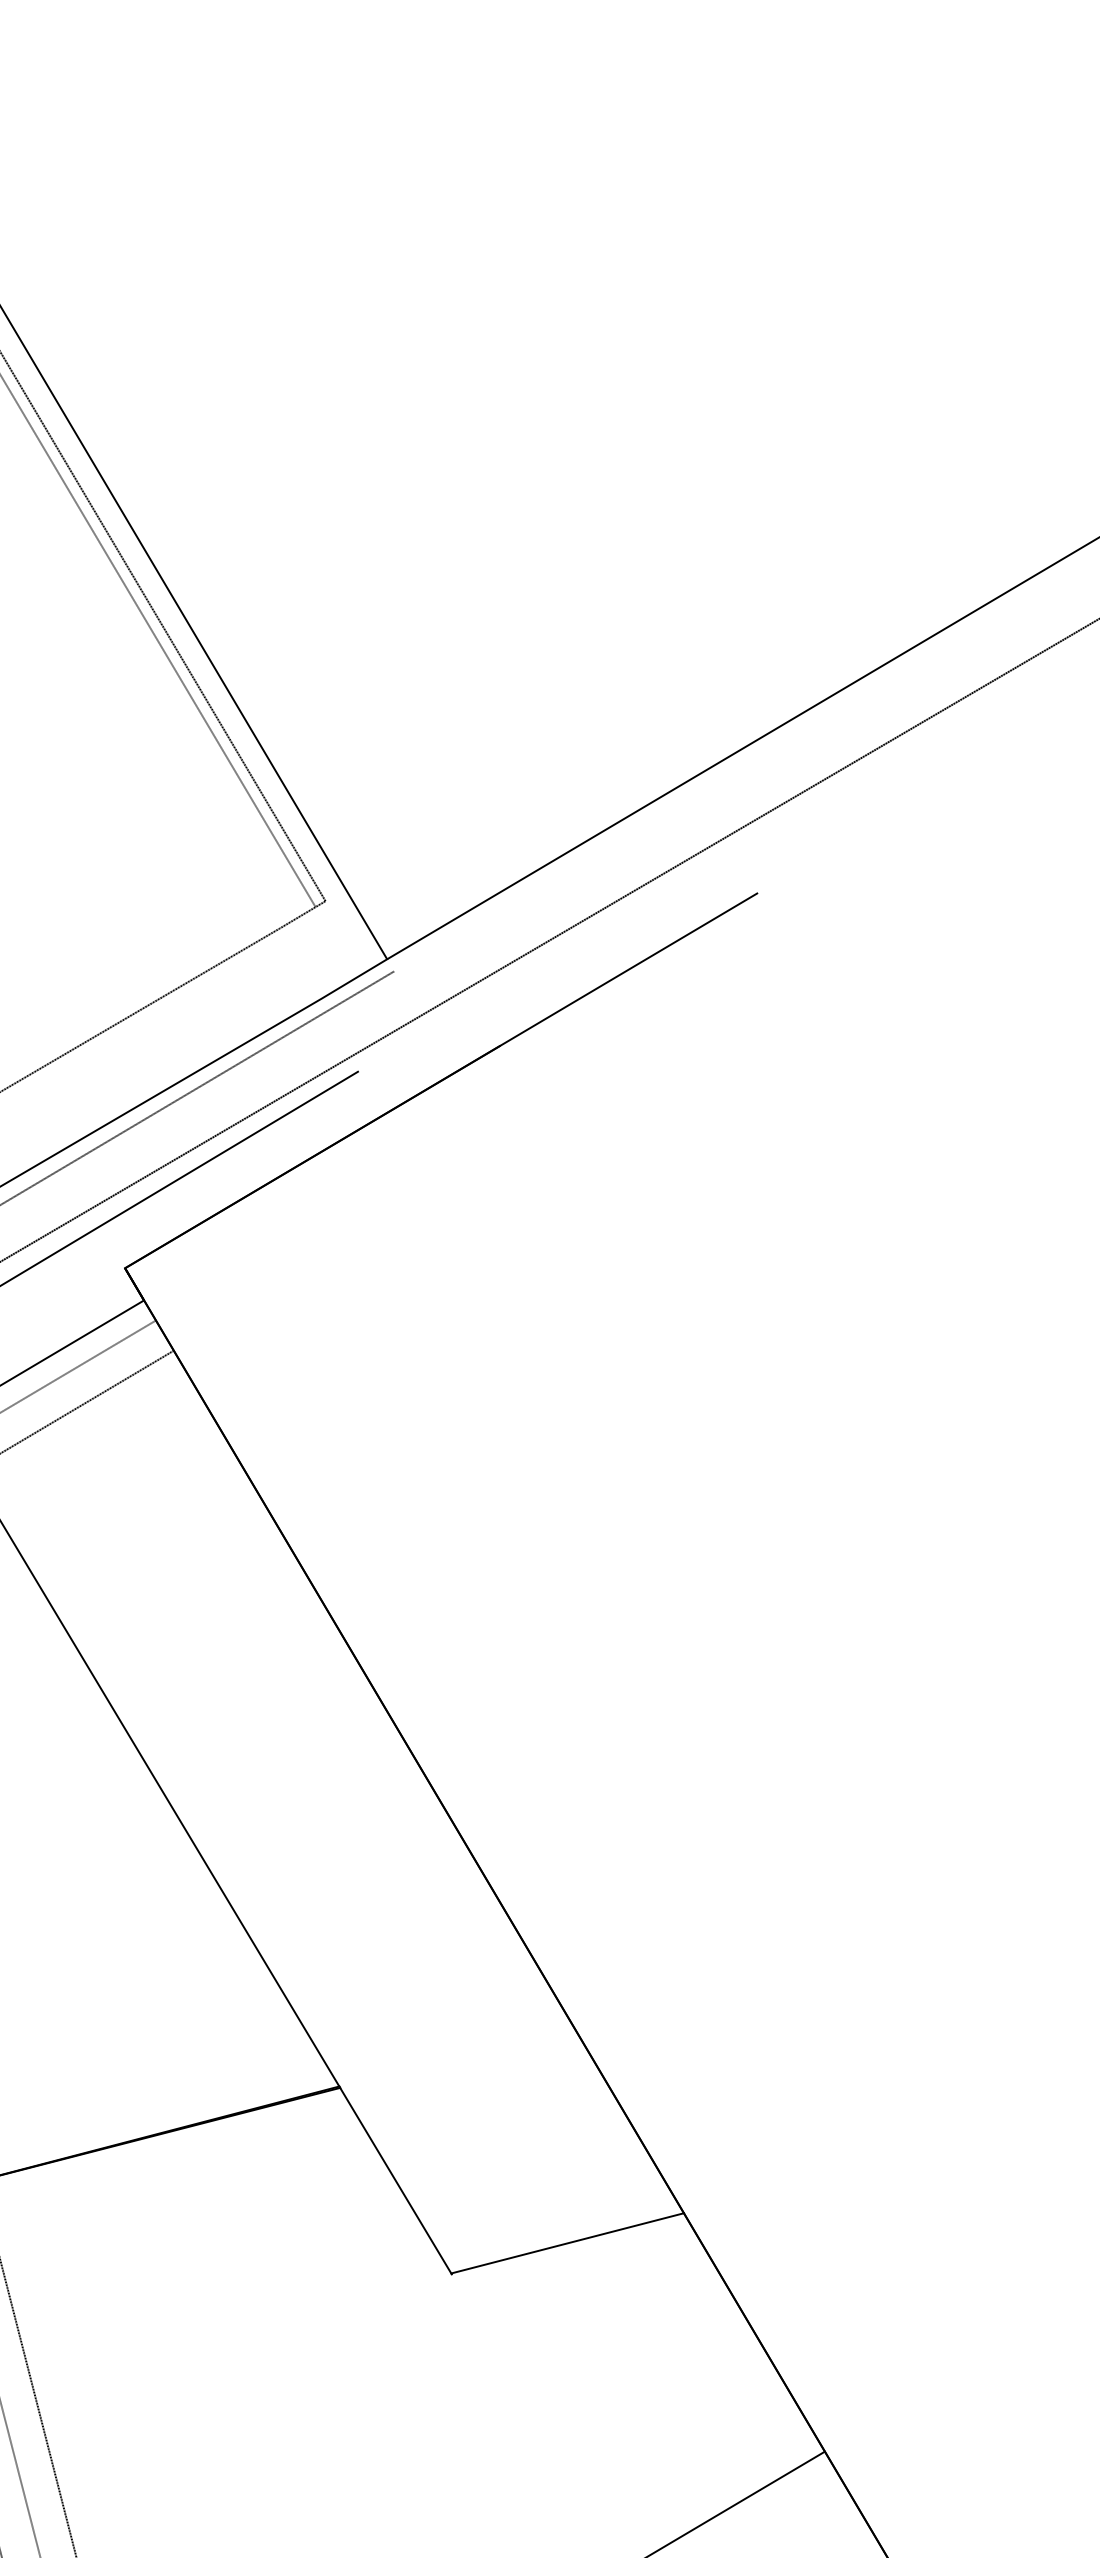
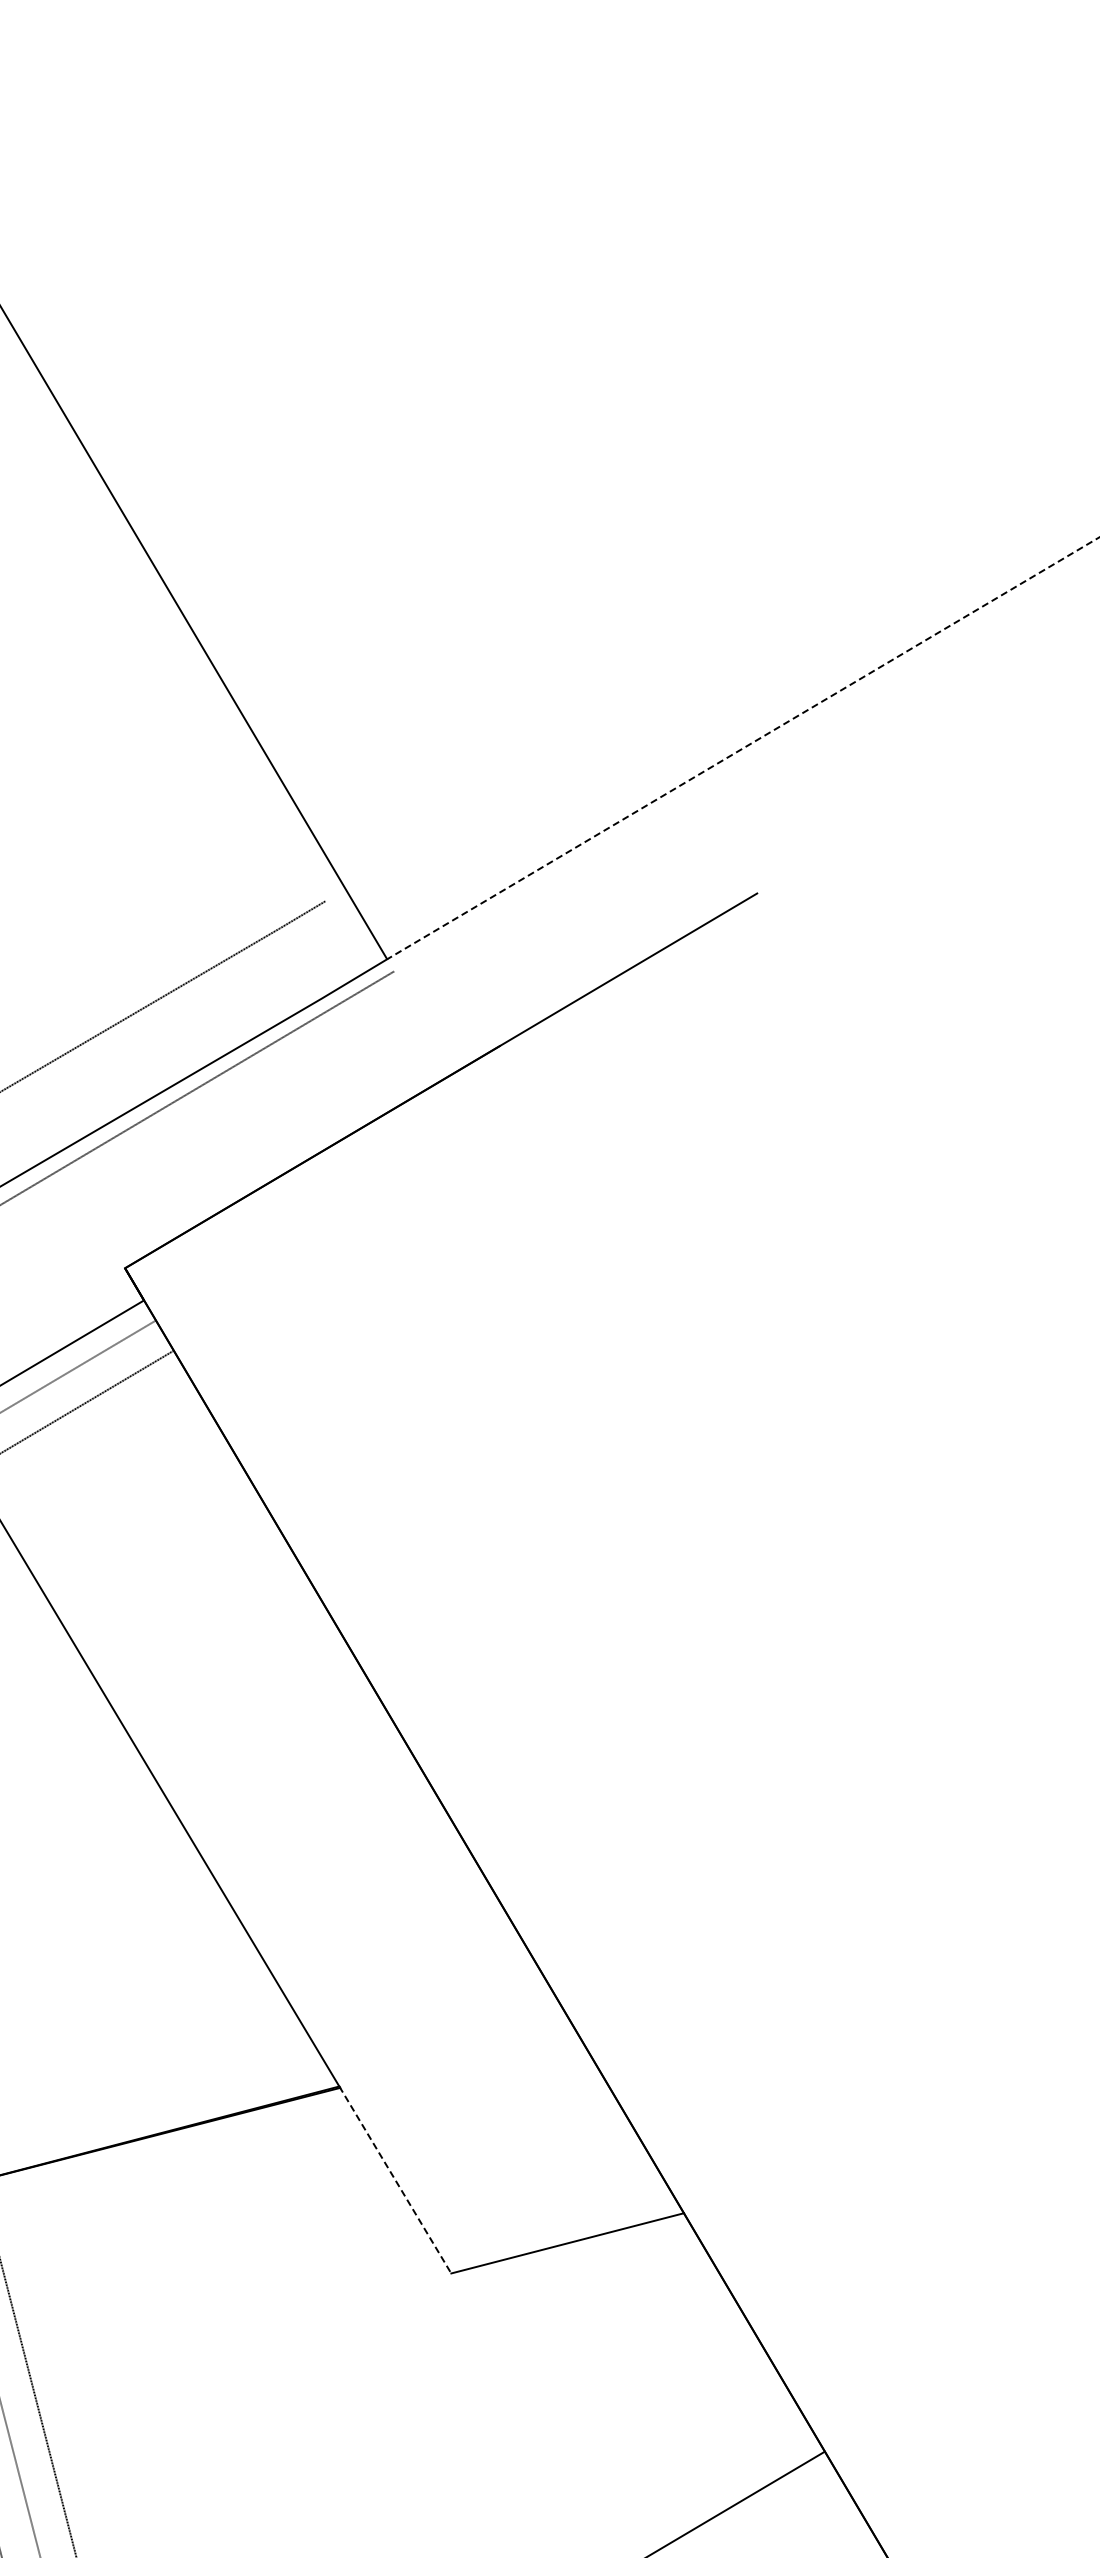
line: present -> none (163, 628)
line: present -> none (158, 642)
line: solid -> dashed (743, 748)
line: present -> none (549, 940)
line: present -> none (180, 1177)
line: solid -> dashed (395, 2180)
